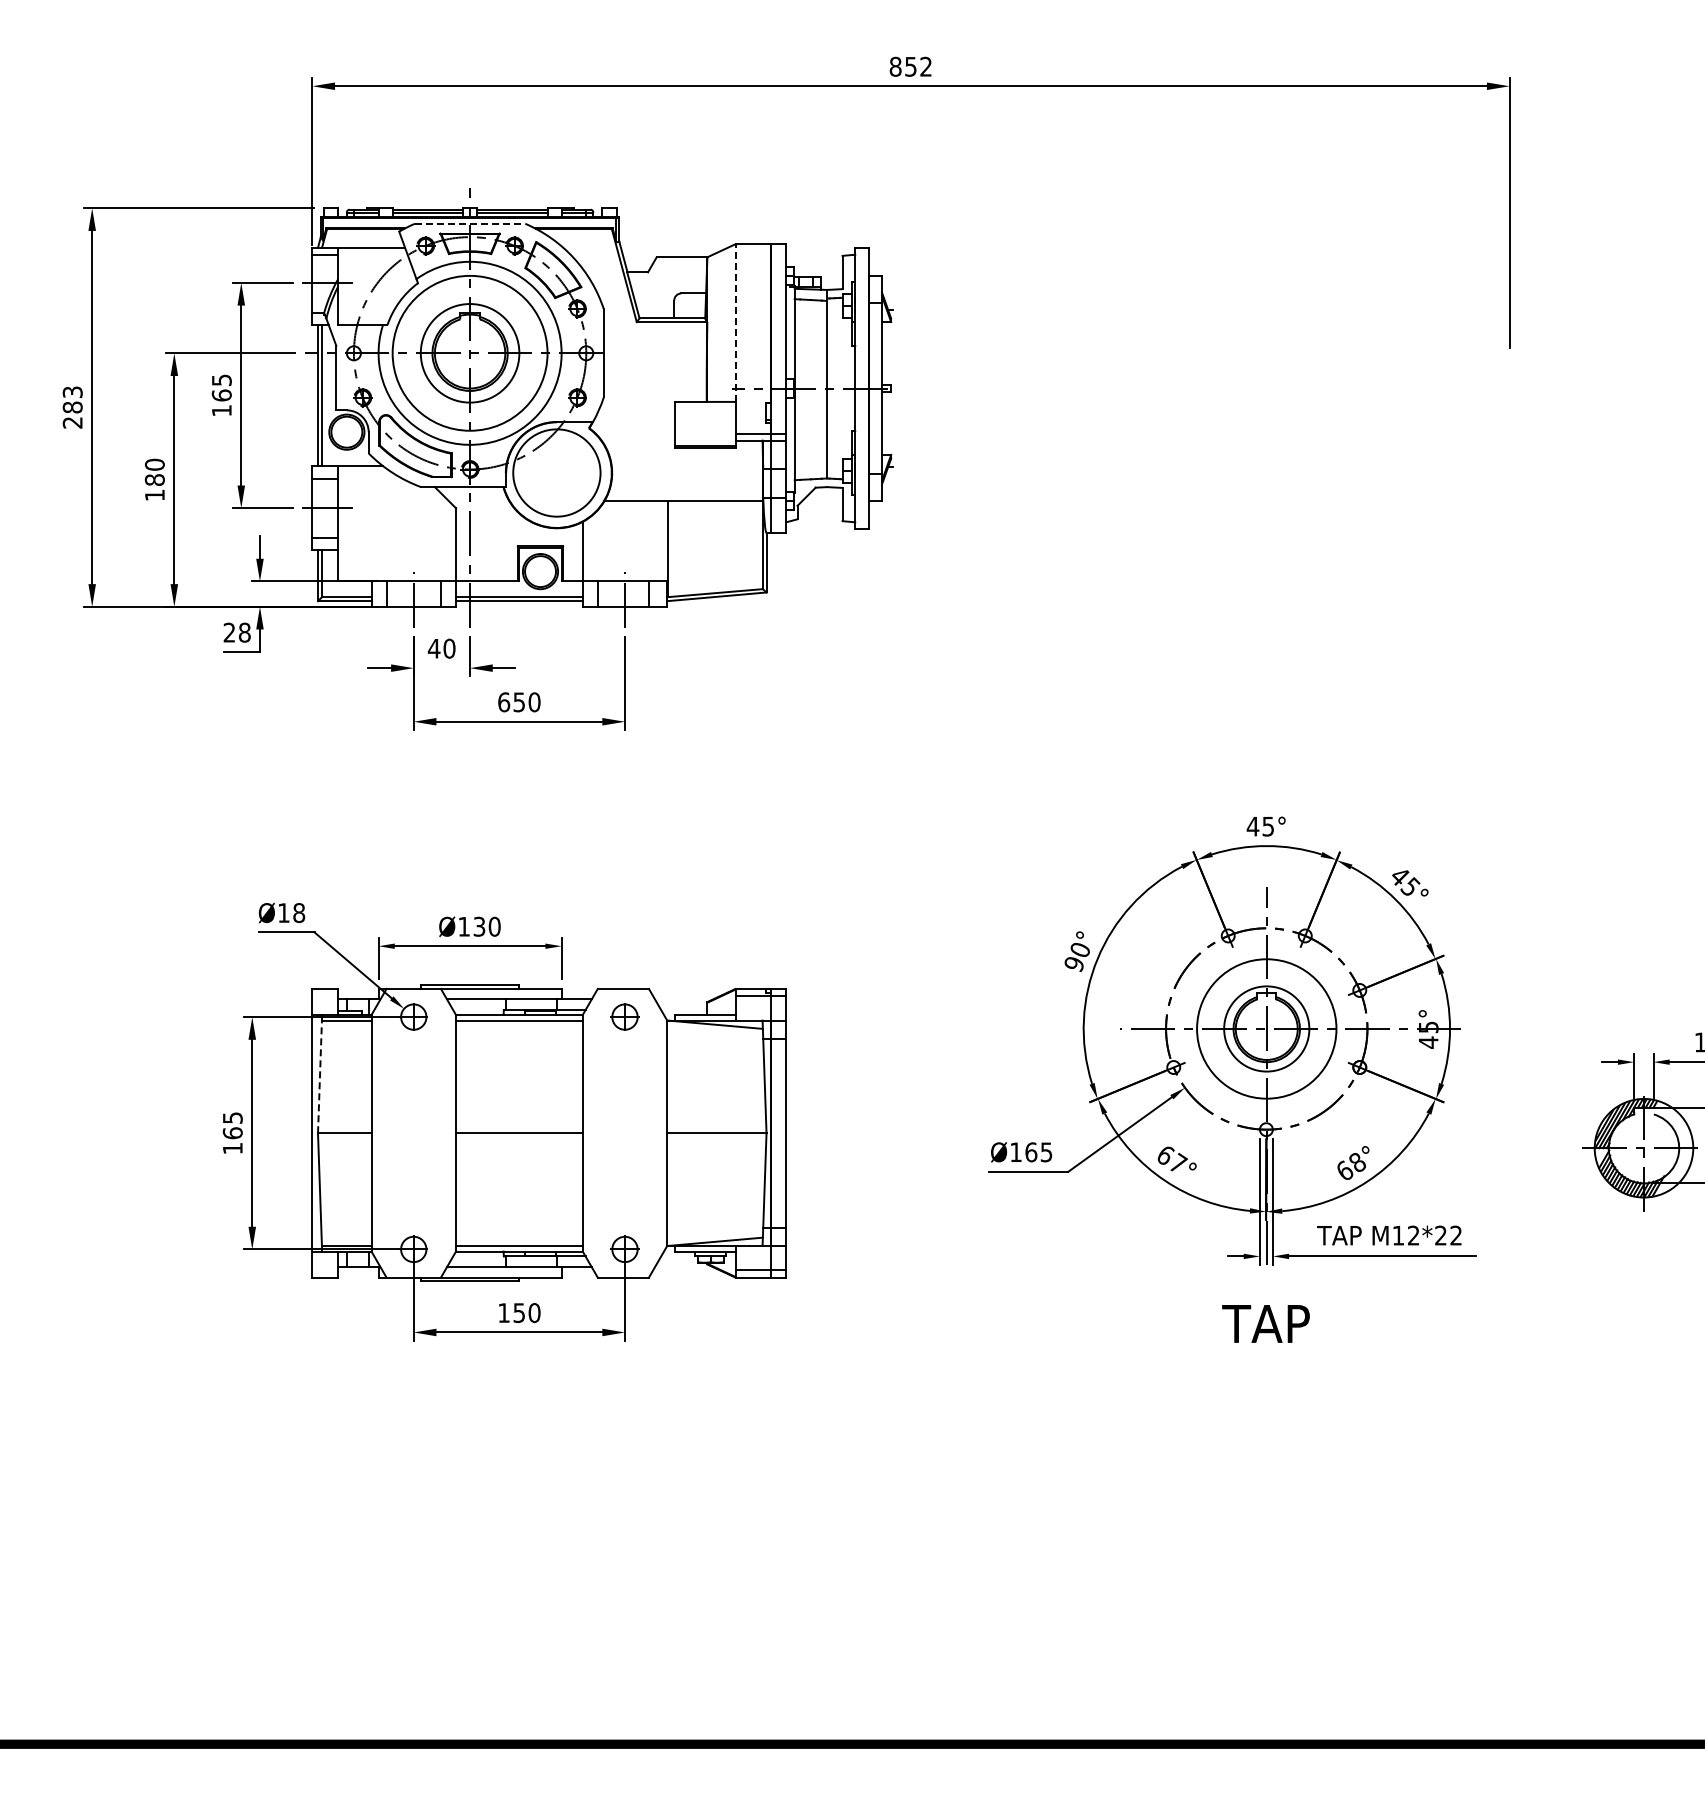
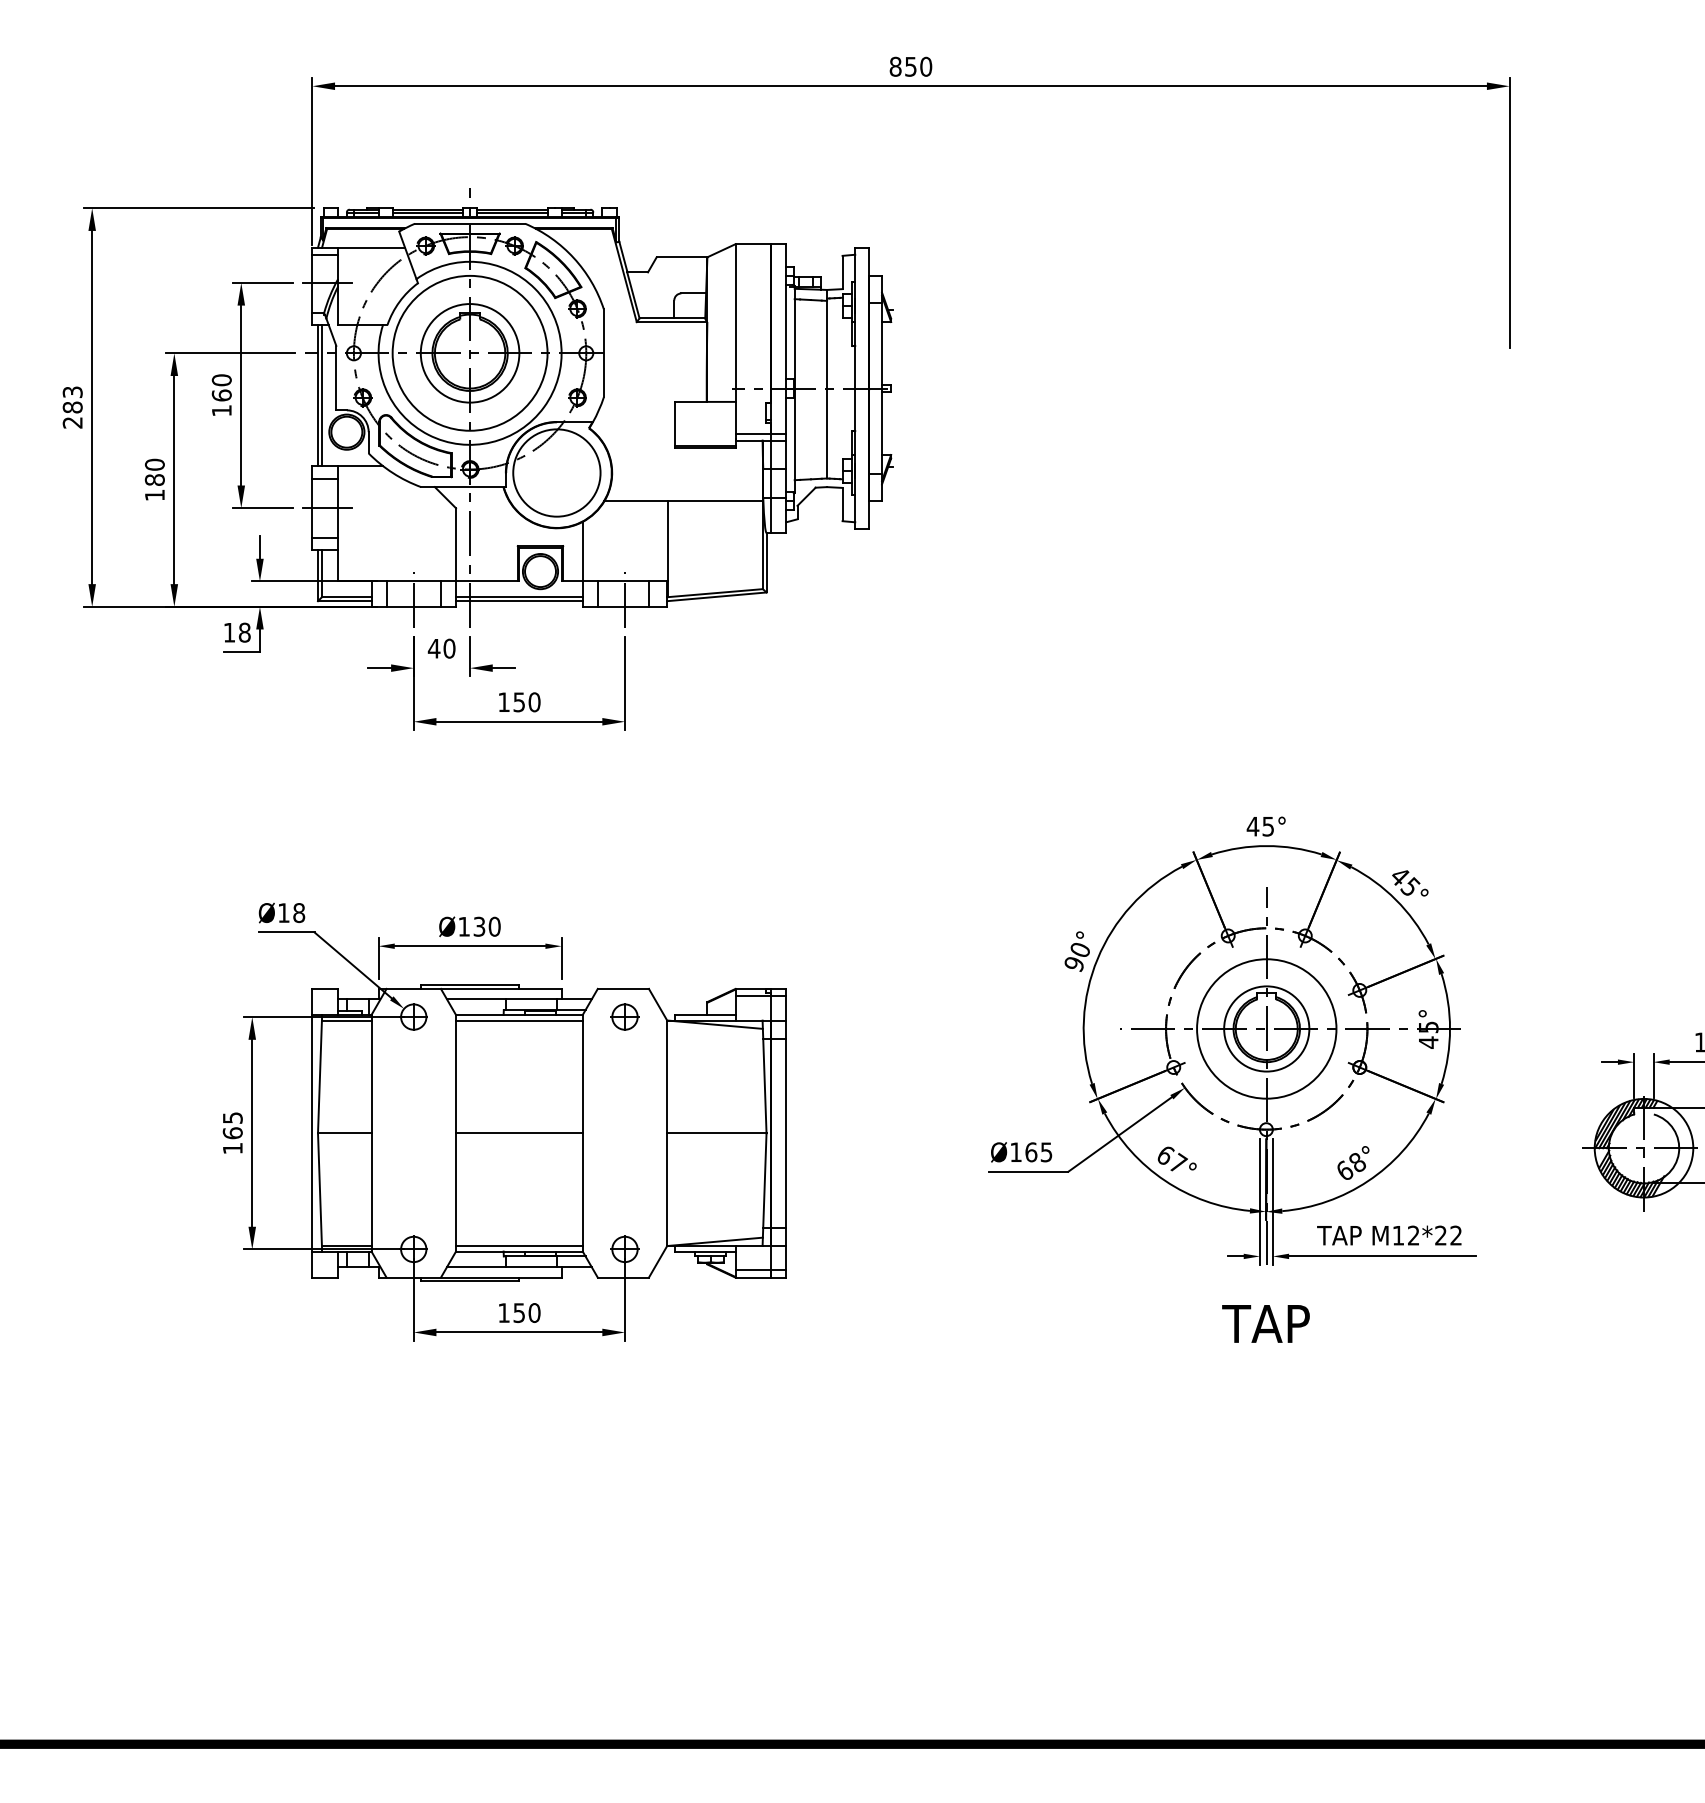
text: 852 -> 850 (926, 66)
line: dashed -> solid (470, 223)
line: dashed -> solid (735, 323)
text: 165 -> 160 (221, 380)
text: 28 -> 18 (228, 632)
text: 650 -> 150 (504, 702)
line: dashed -> solid (319, 1076)
